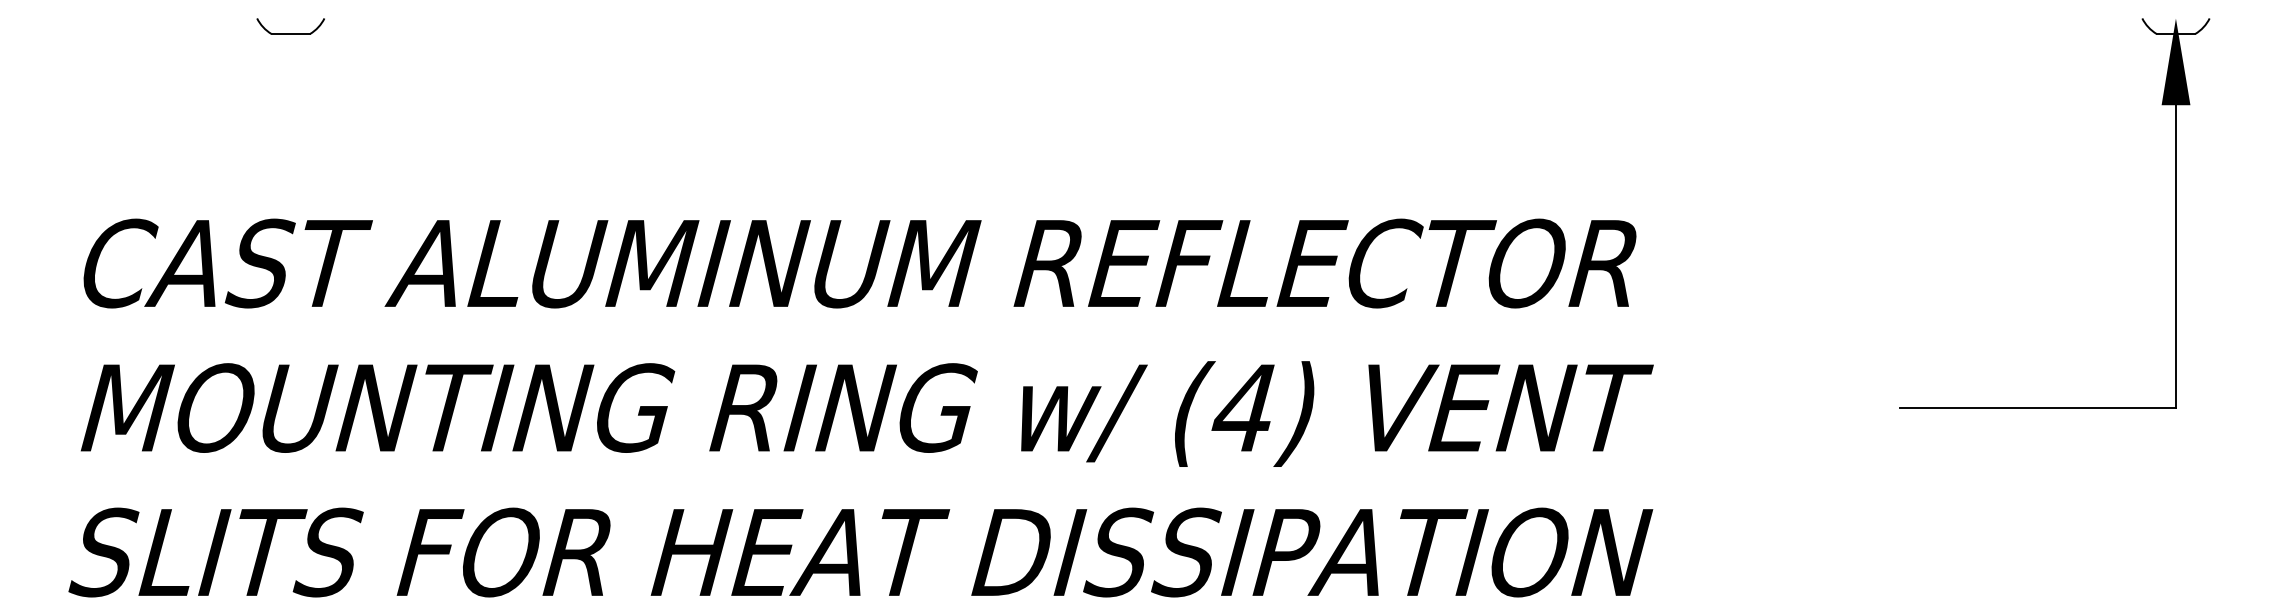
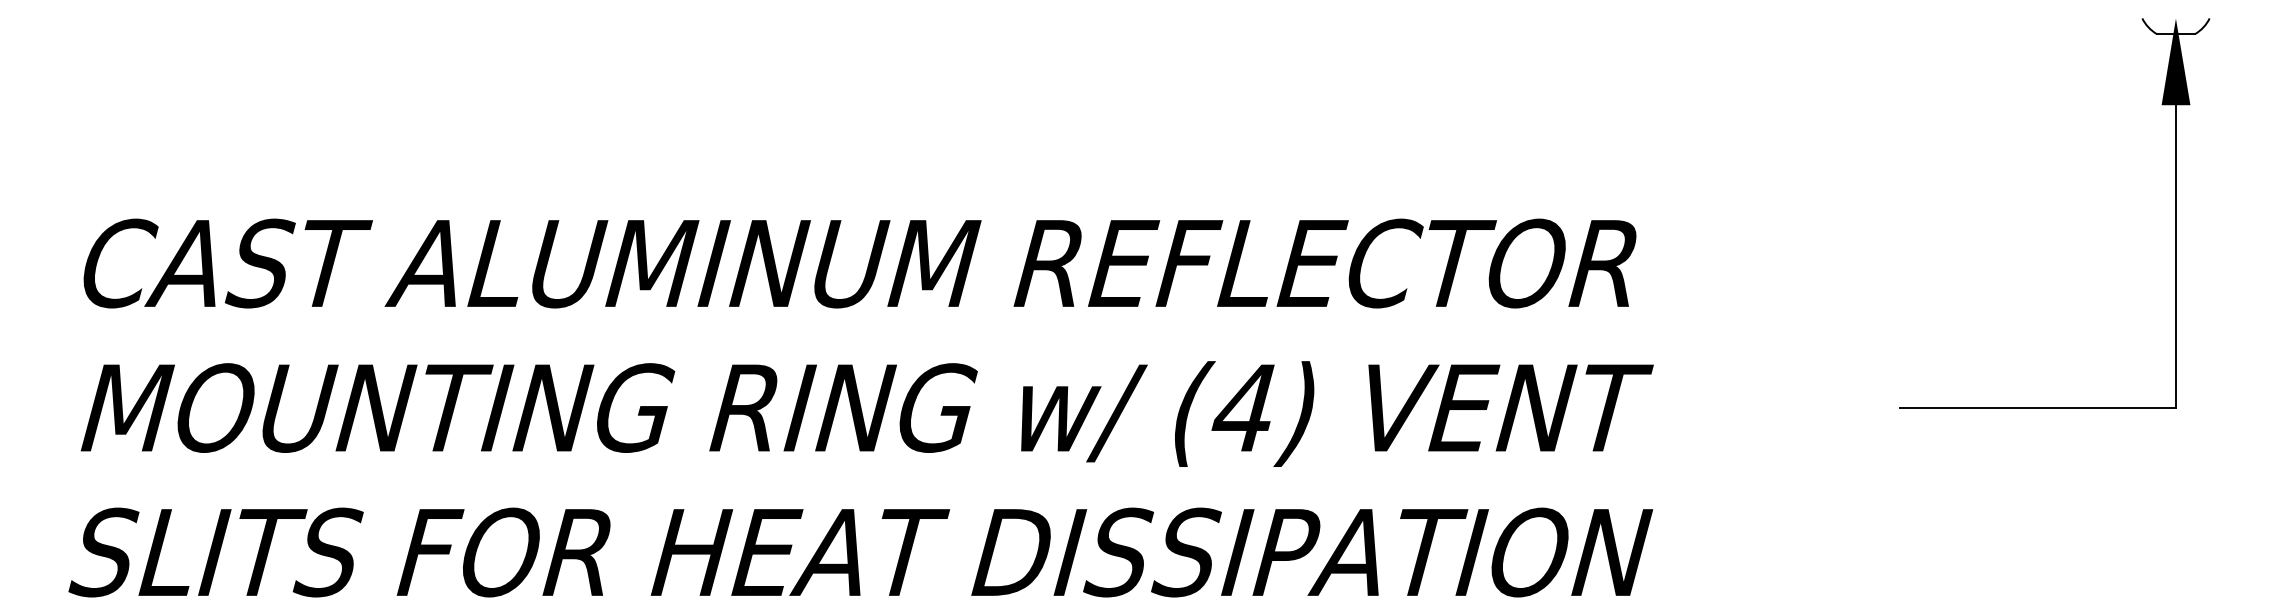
part: present -> none (290, 33)
